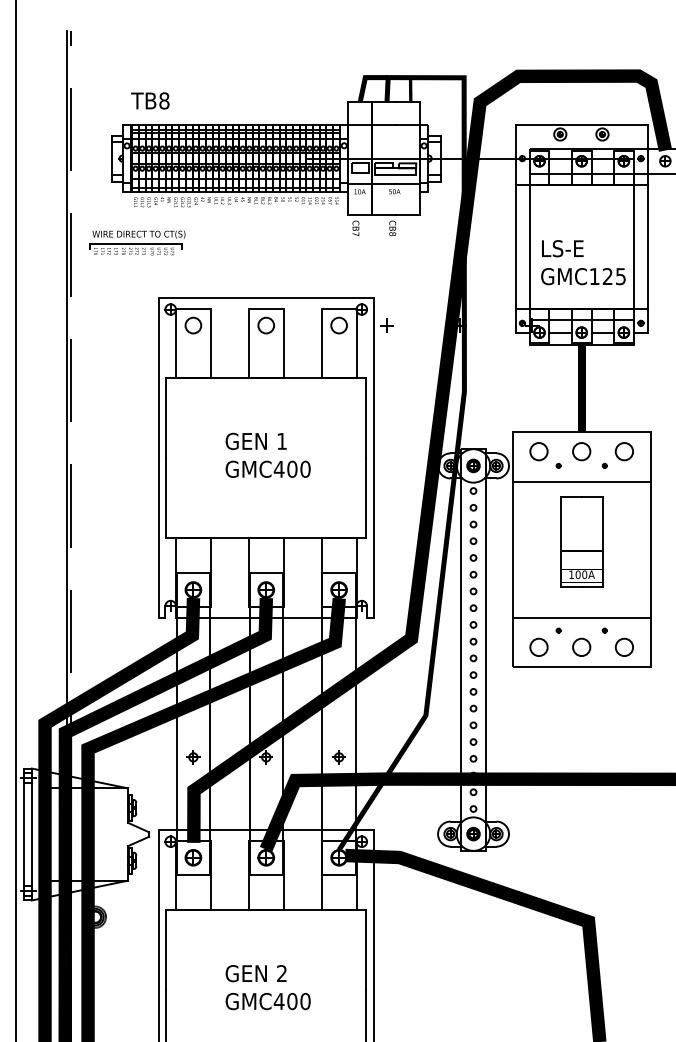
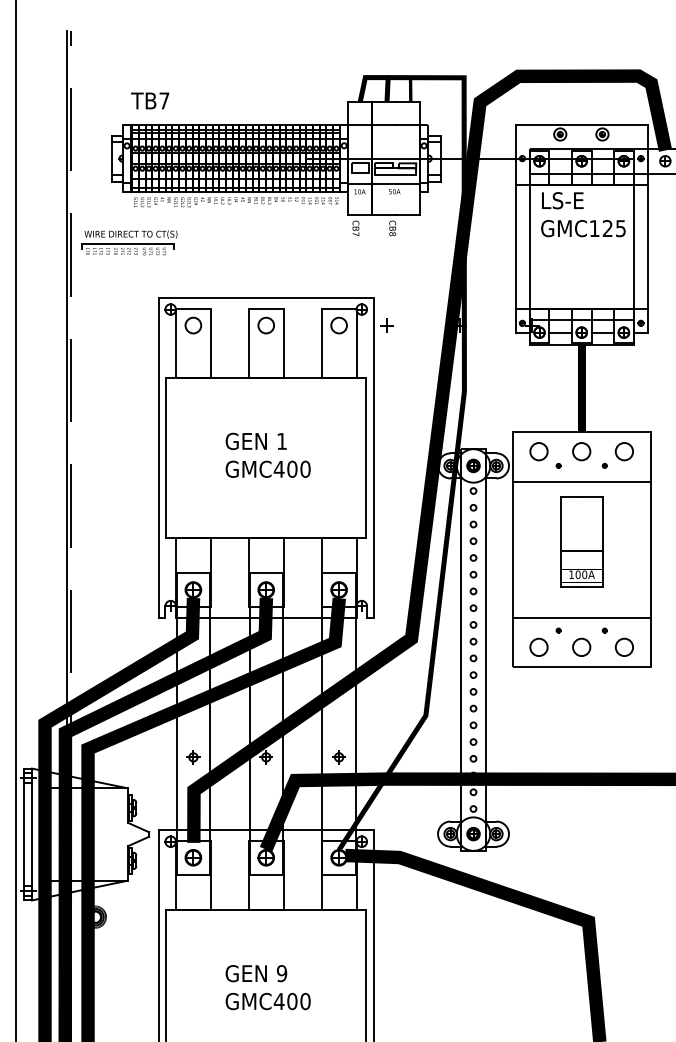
text: TB8 -> TB7 (164, 100)
part position: (137, 242) -> (129, 242) (129, 242)
text position: (583, 262) -> (583, 214) (583, 214)
text: 2 -> 9 (281, 973)
